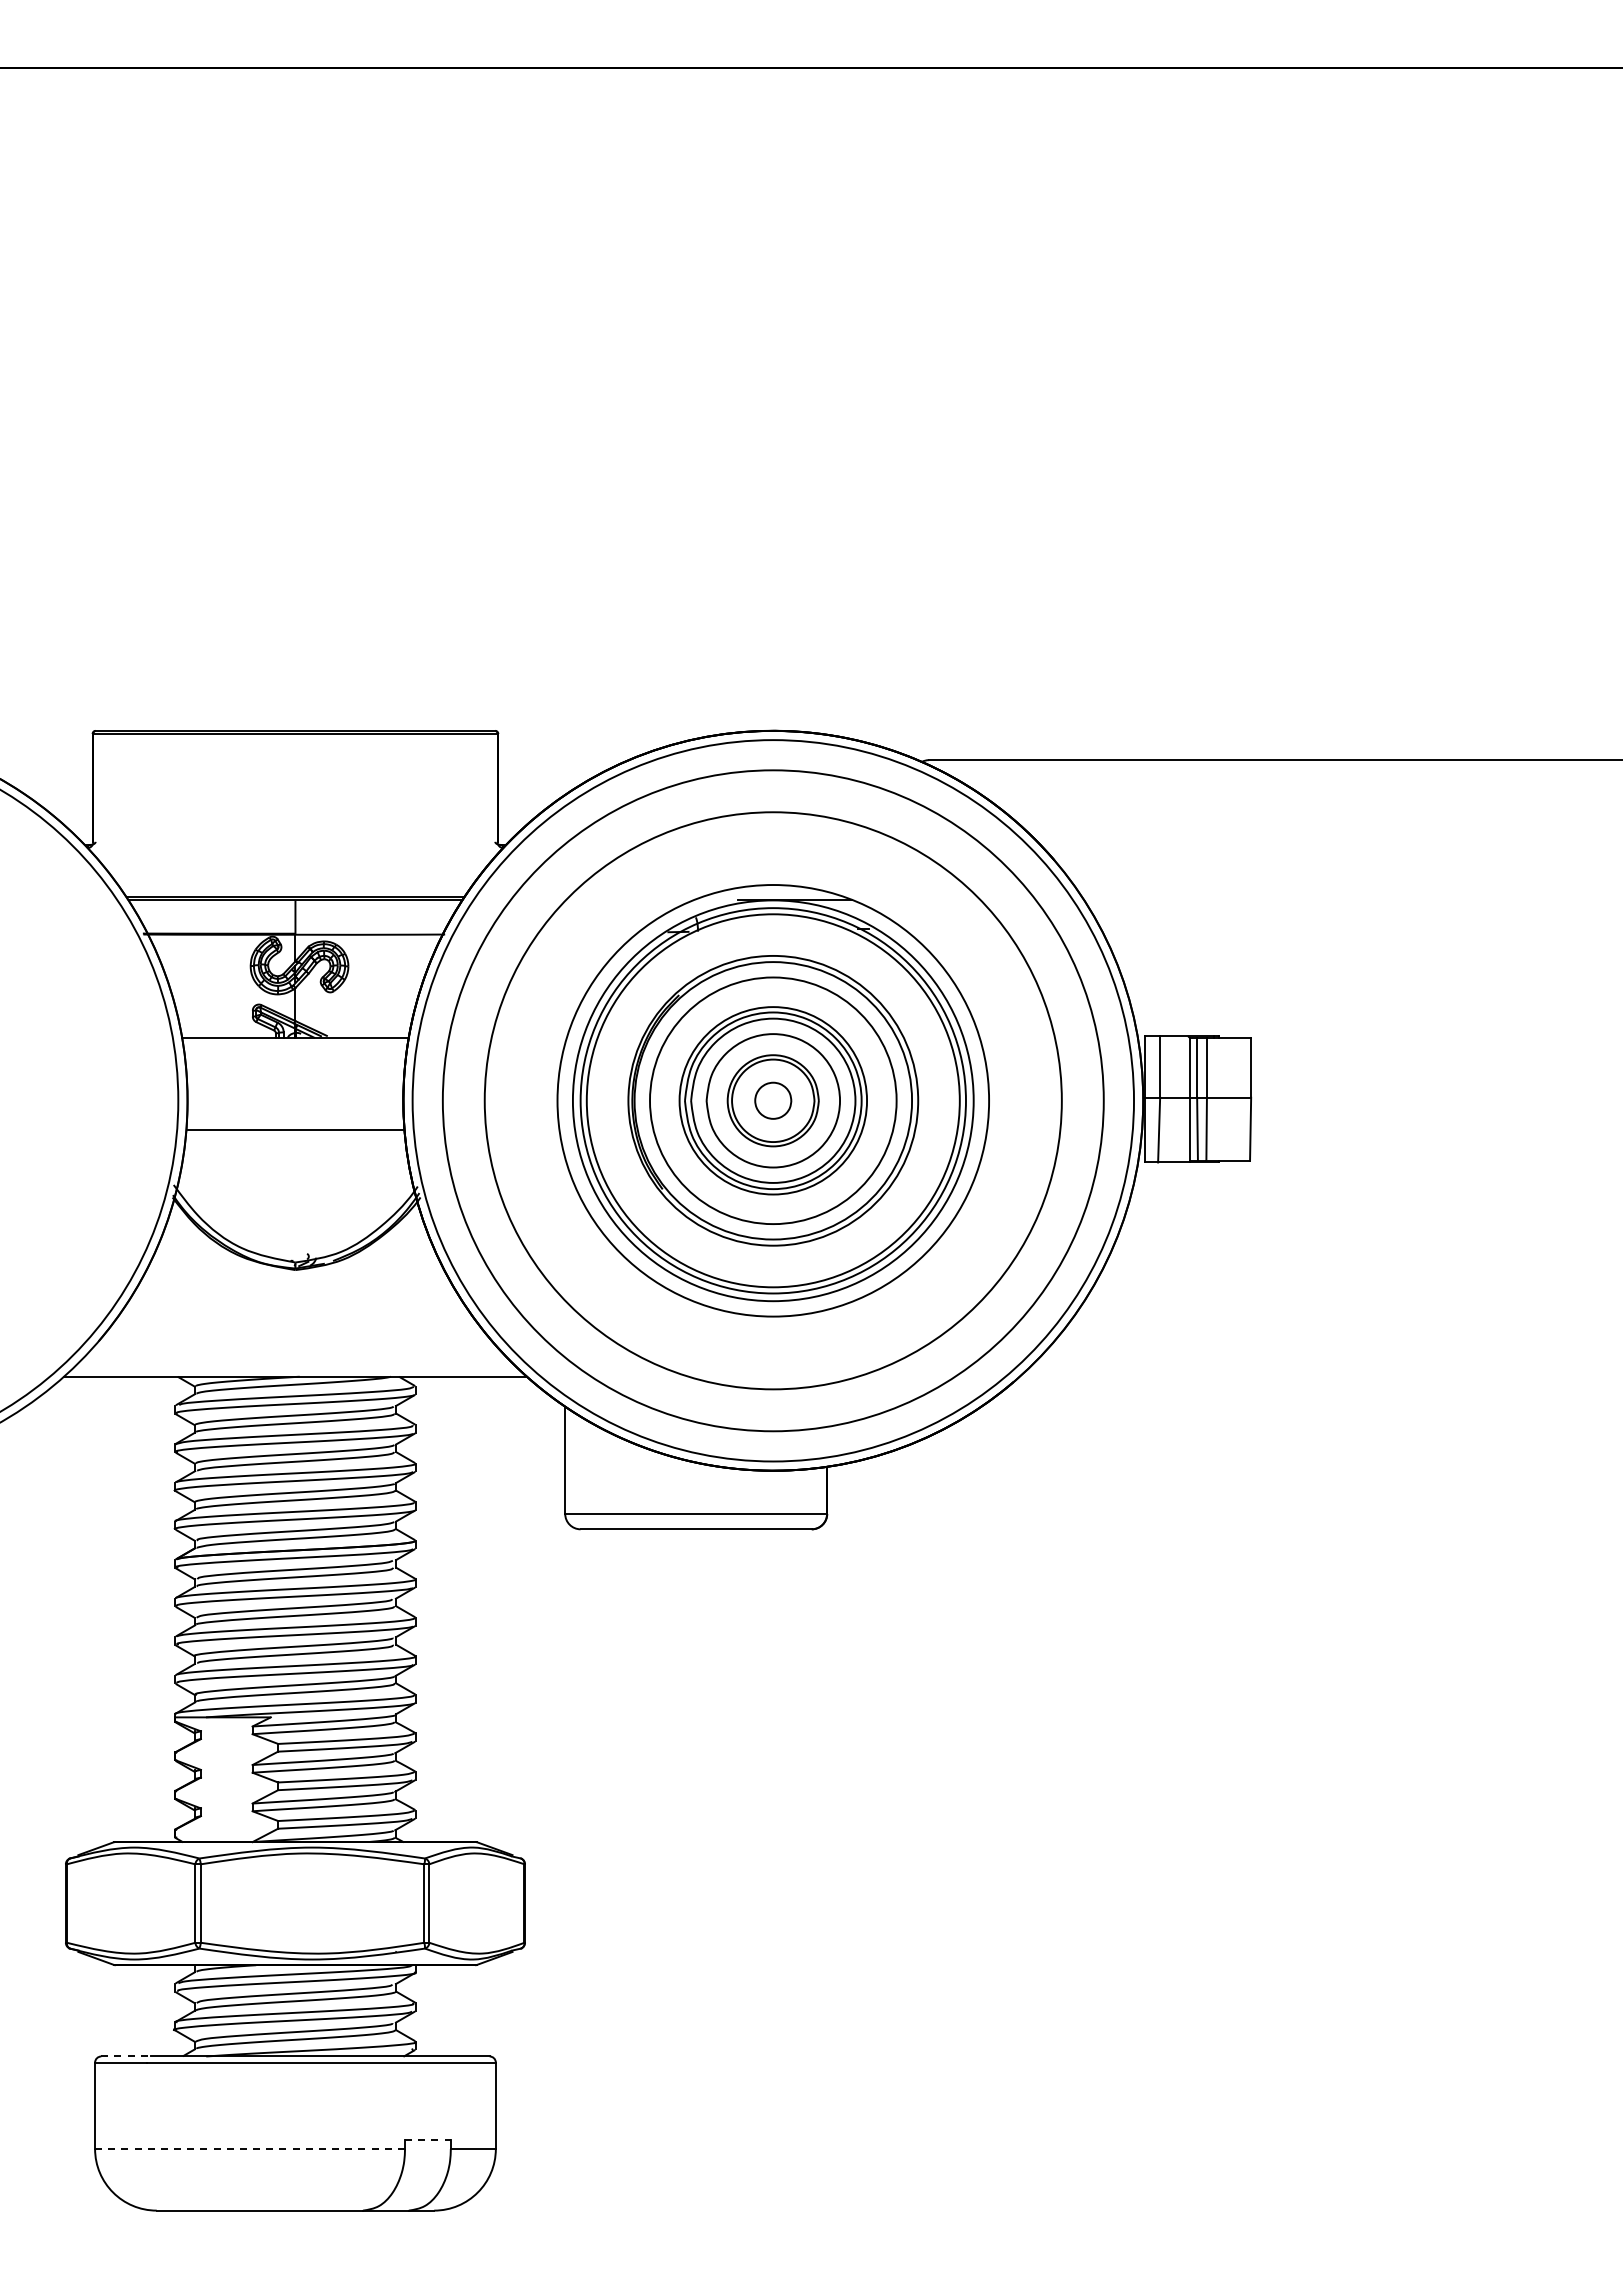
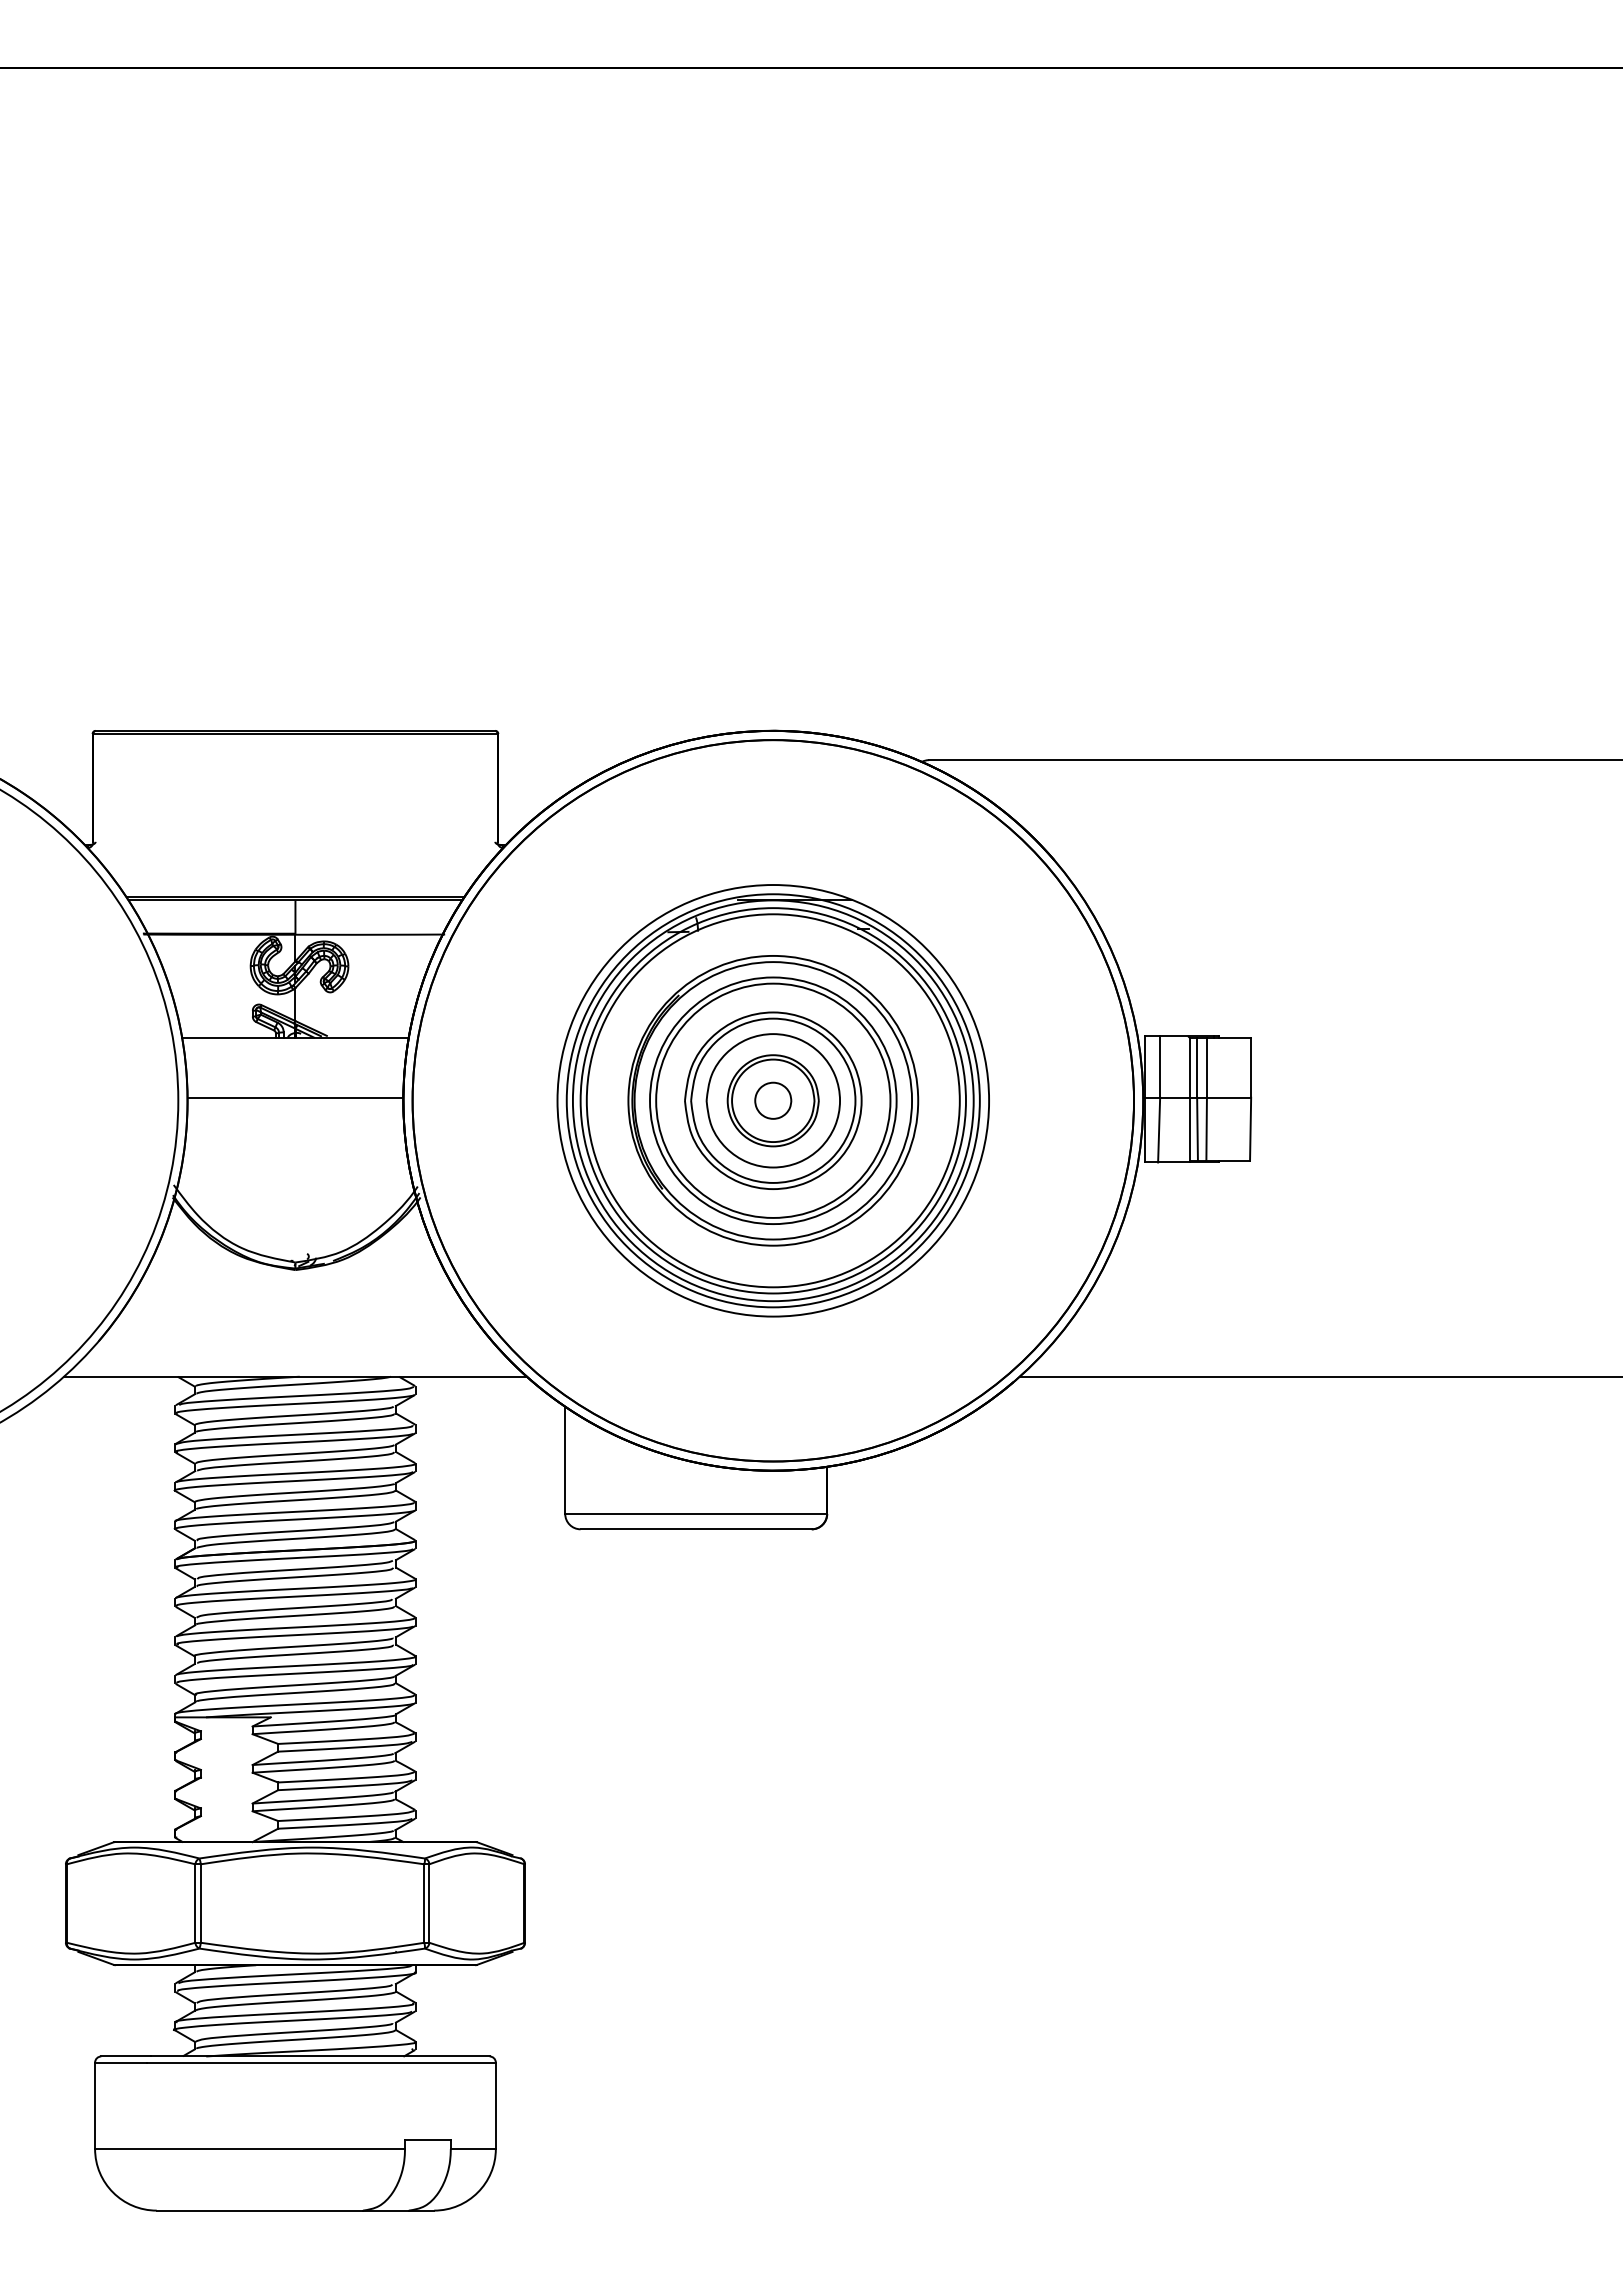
circle diameter: 577 px -> 721 px (773, 1100)
circle diameter: 661 px -> 413 px (772, 1100)
circle diameter: 187 px -> 234 px (773, 1100)
line position: (295, 1129) -> (295, 1097) (295, 1097)
line: none -> present (1319, 1376)
line: dashed -> solid (126, 2056)
line: dashed -> solid (427, 2139)
line: dashed -> solid (250, 2148)
